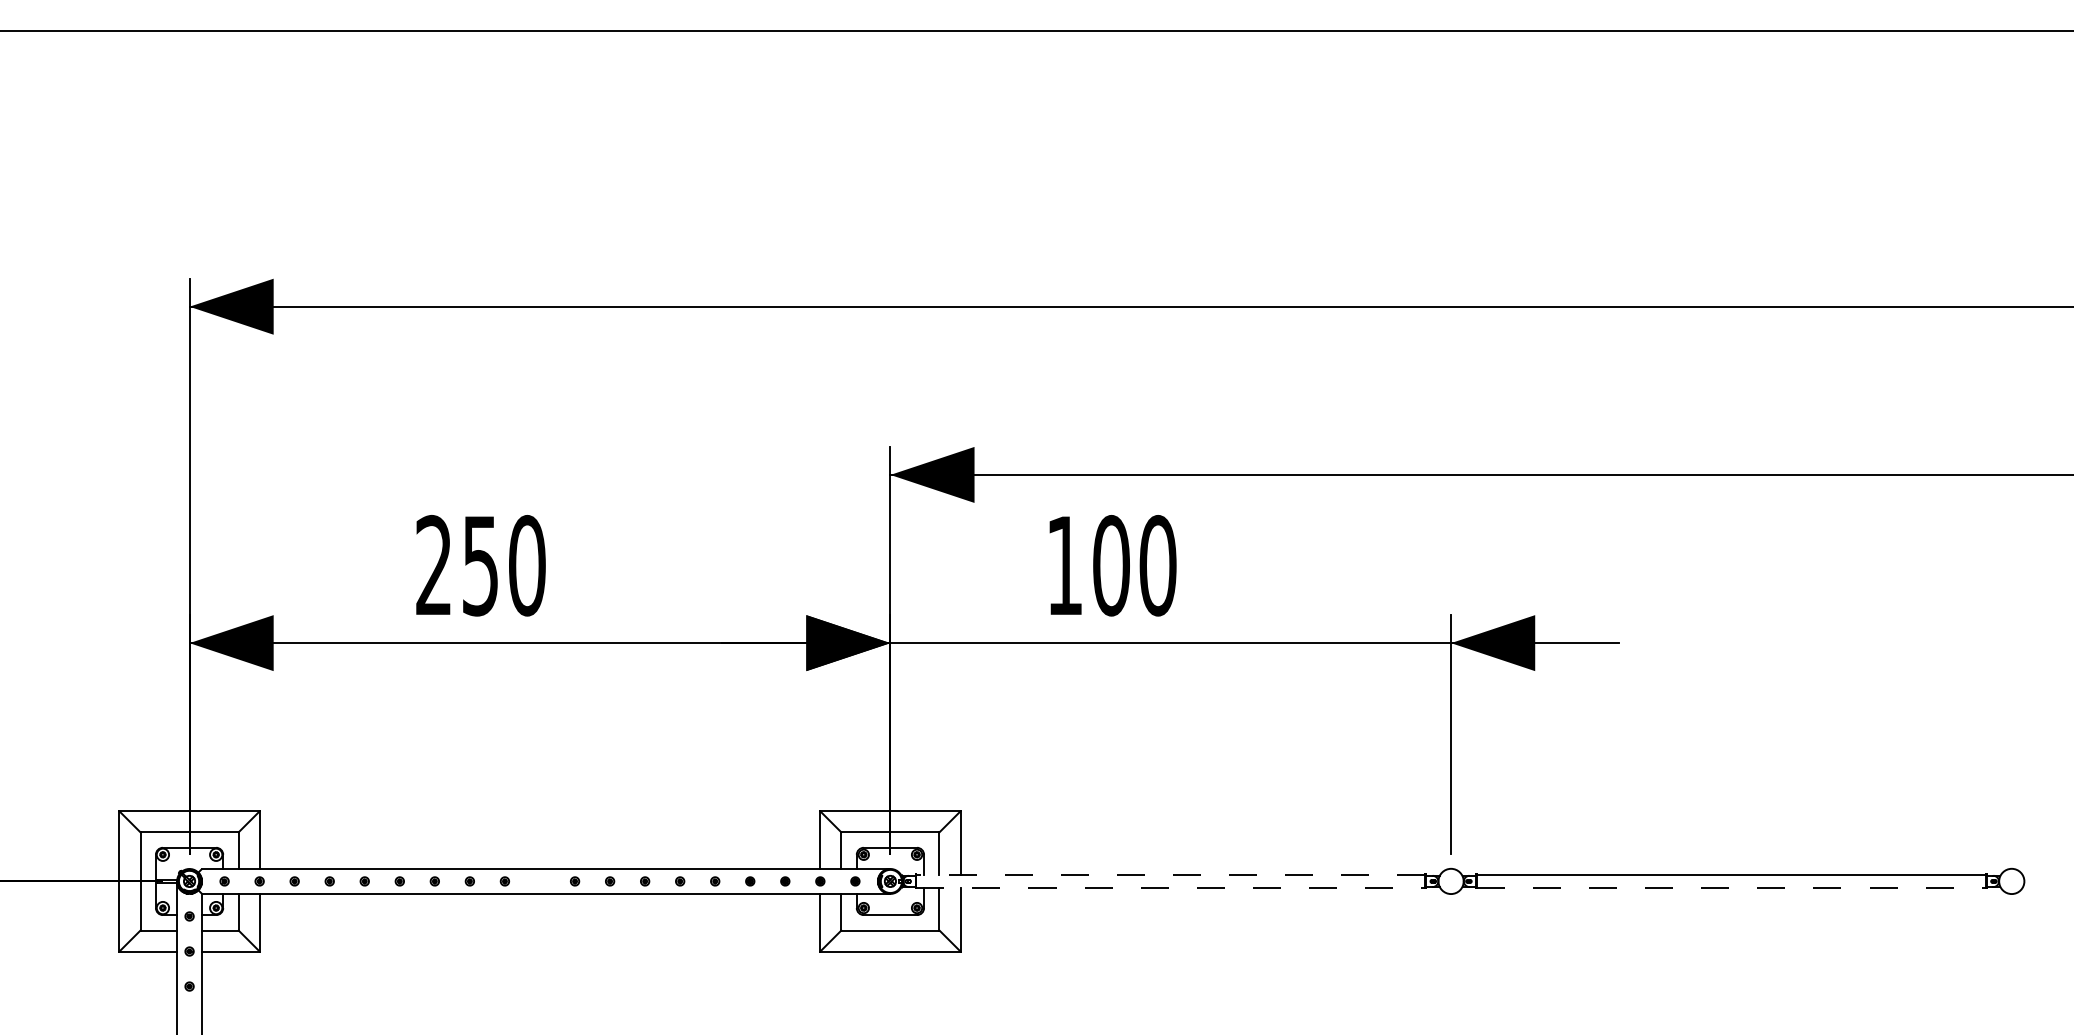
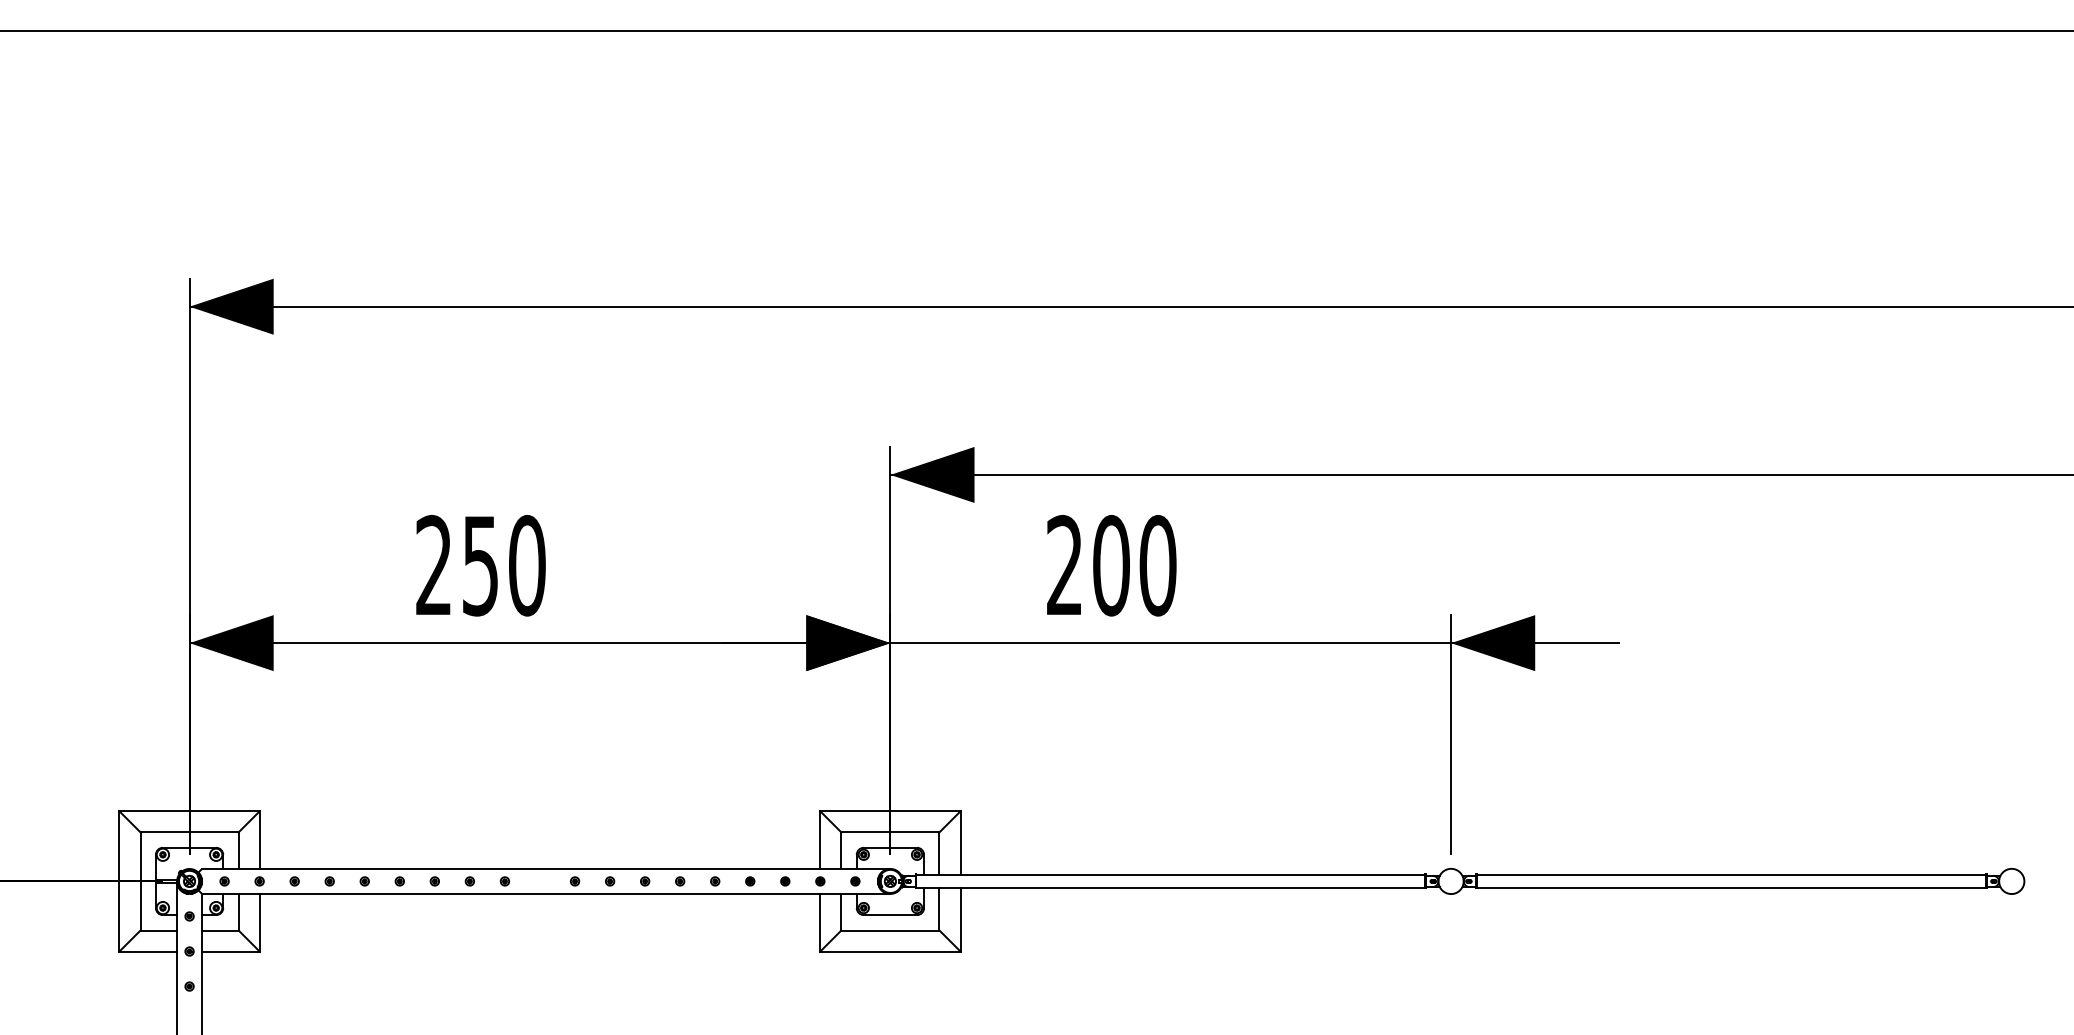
text: 100 -> 200 (1064, 564)
line: dashed -> solid (1170, 874)
line: dashed -> solid (1171, 888)
line: dashed -> solid (1731, 888)
